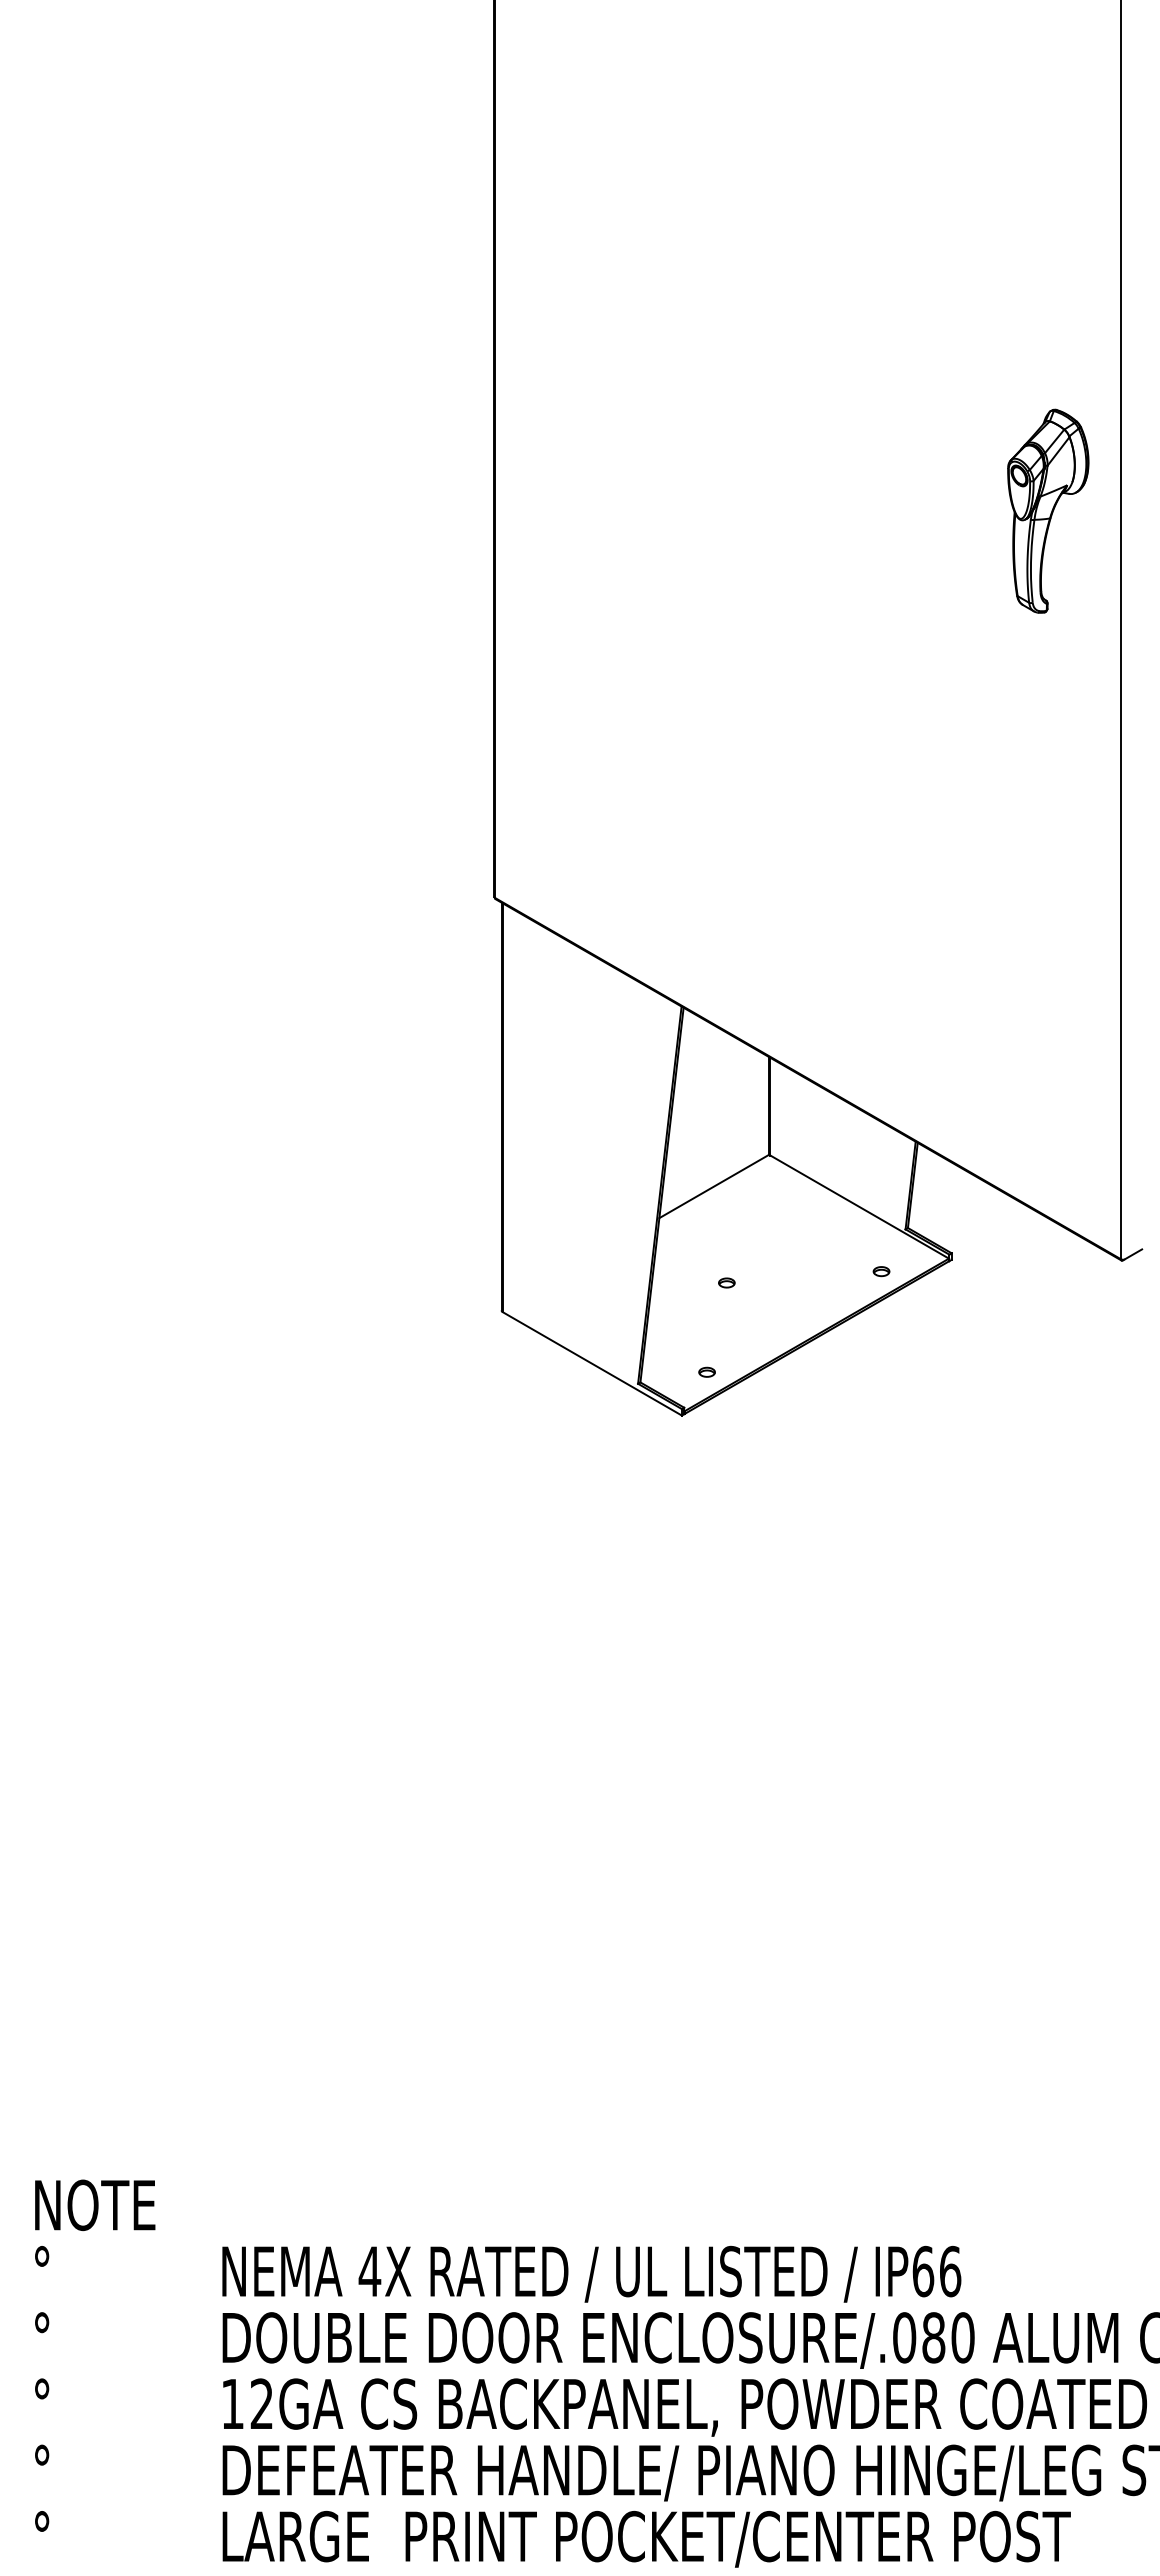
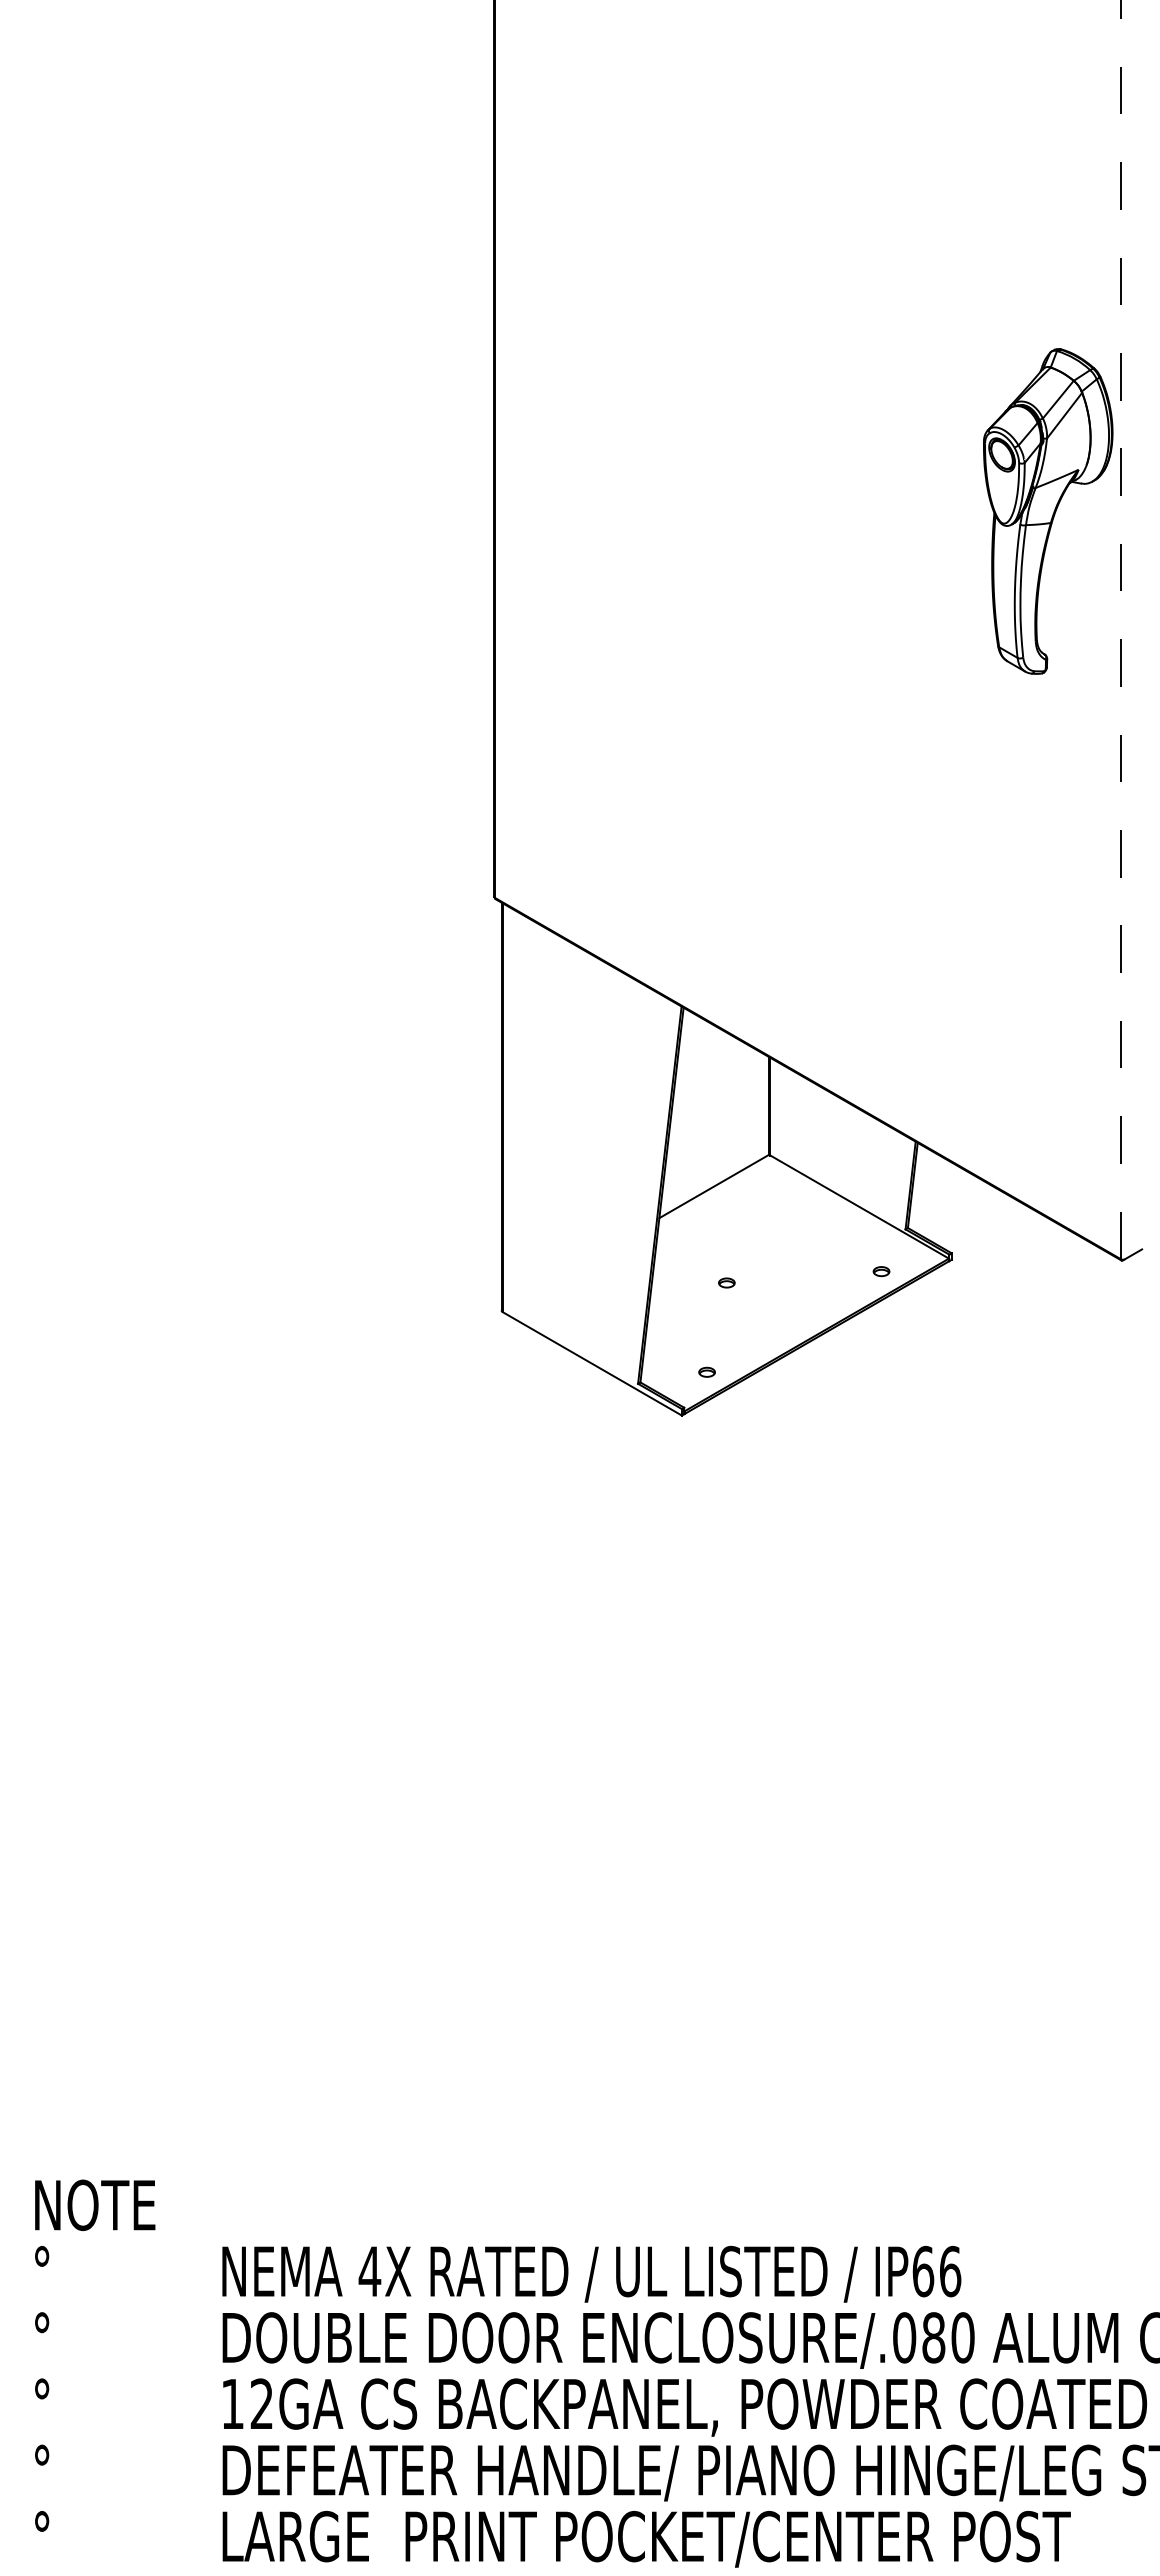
part size: 83x206 px -> 131x327 px (1048, 511)
line: solid -> dashed (1121, 629)
